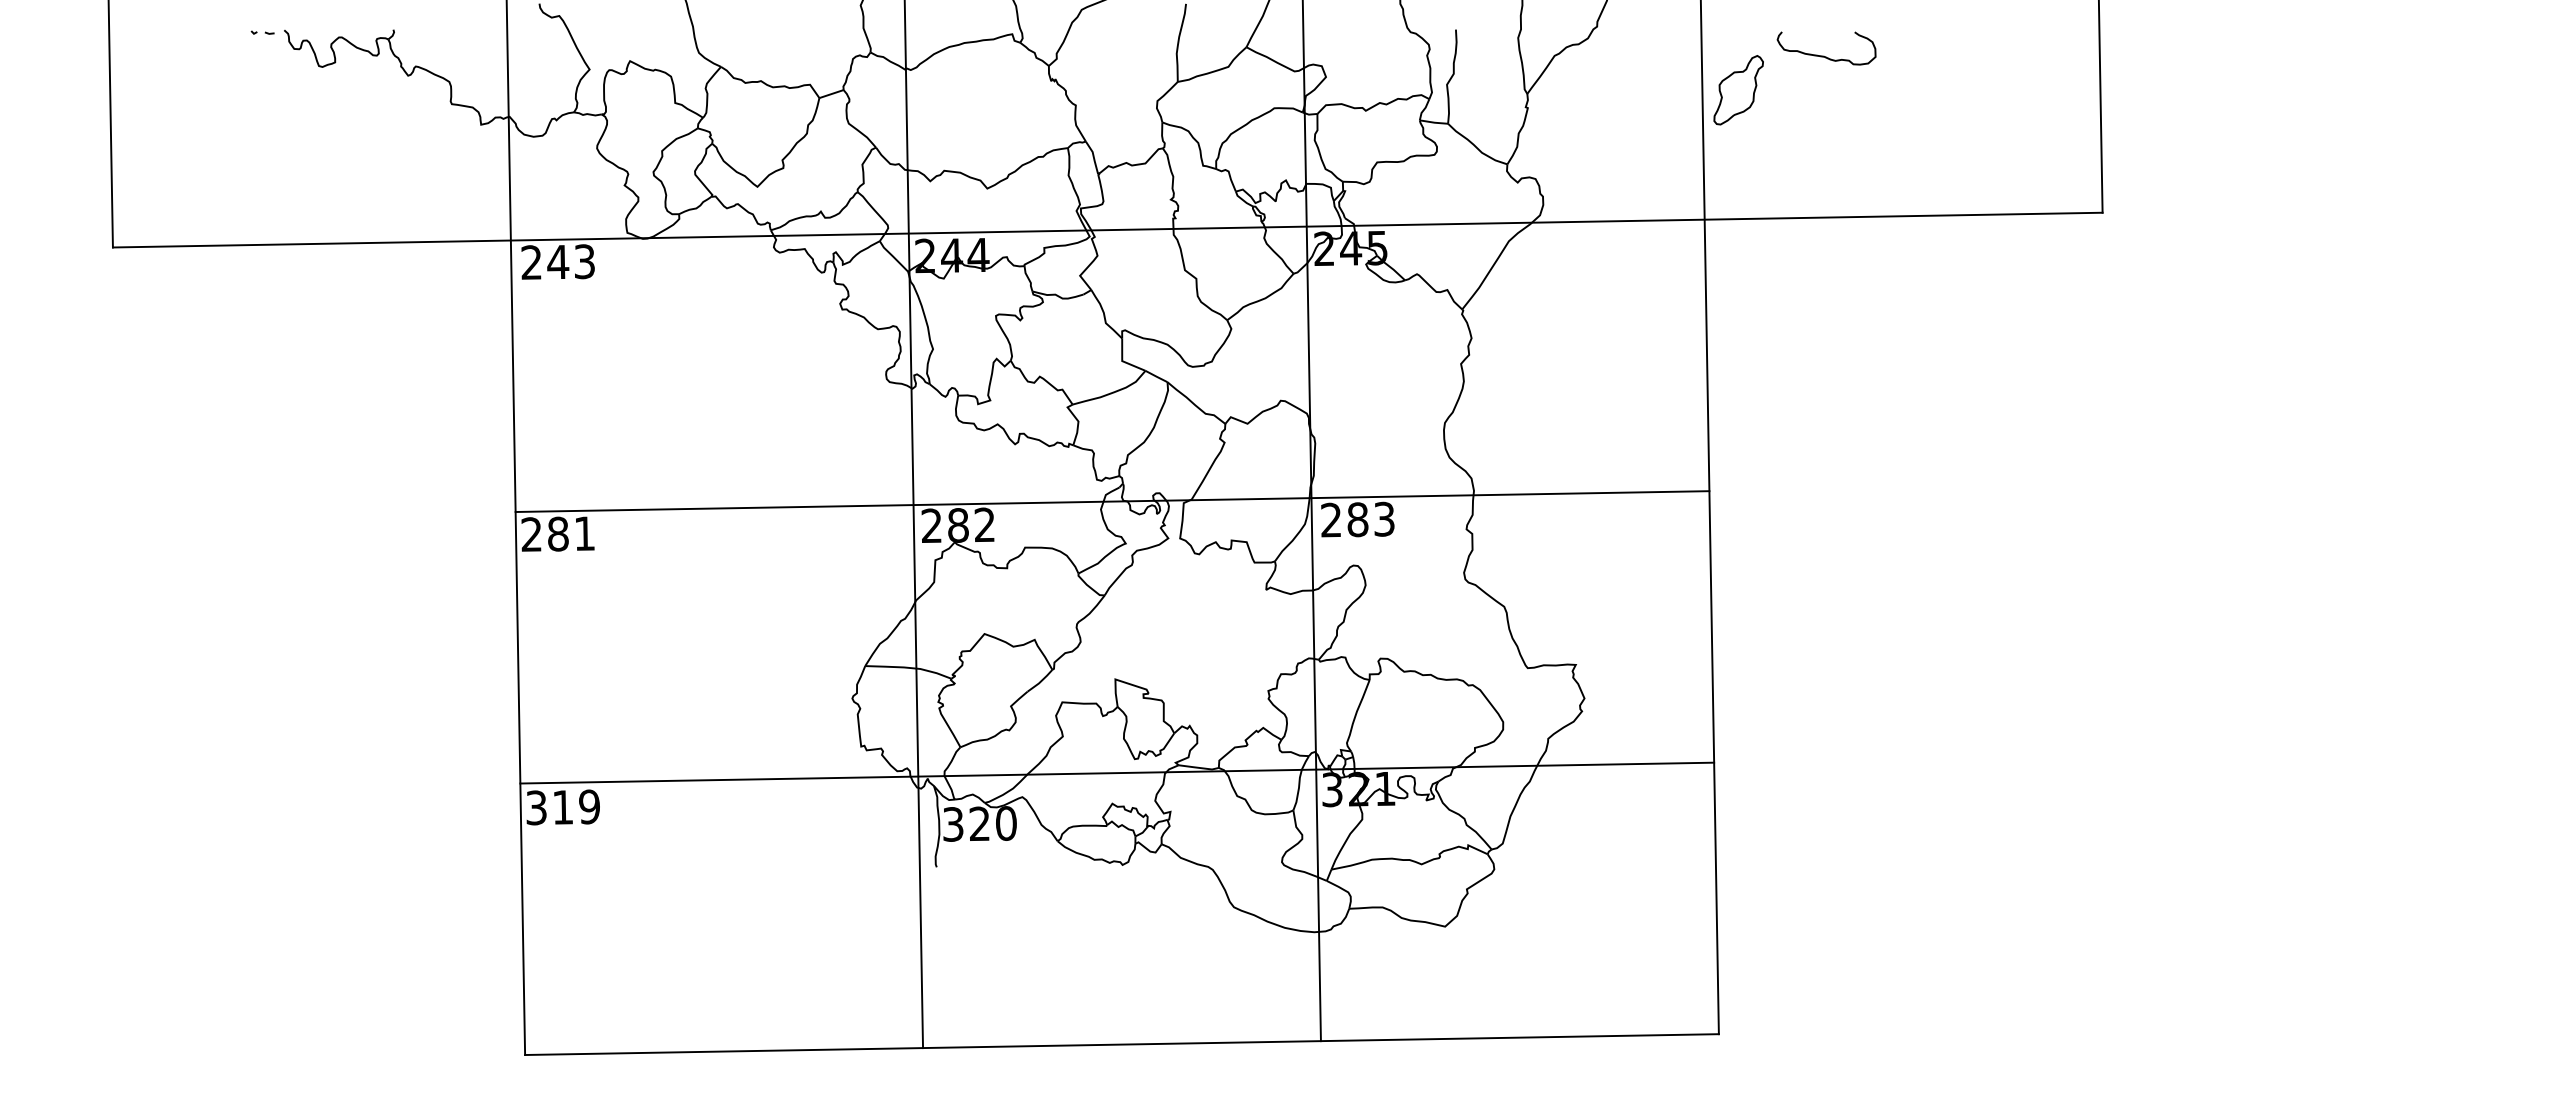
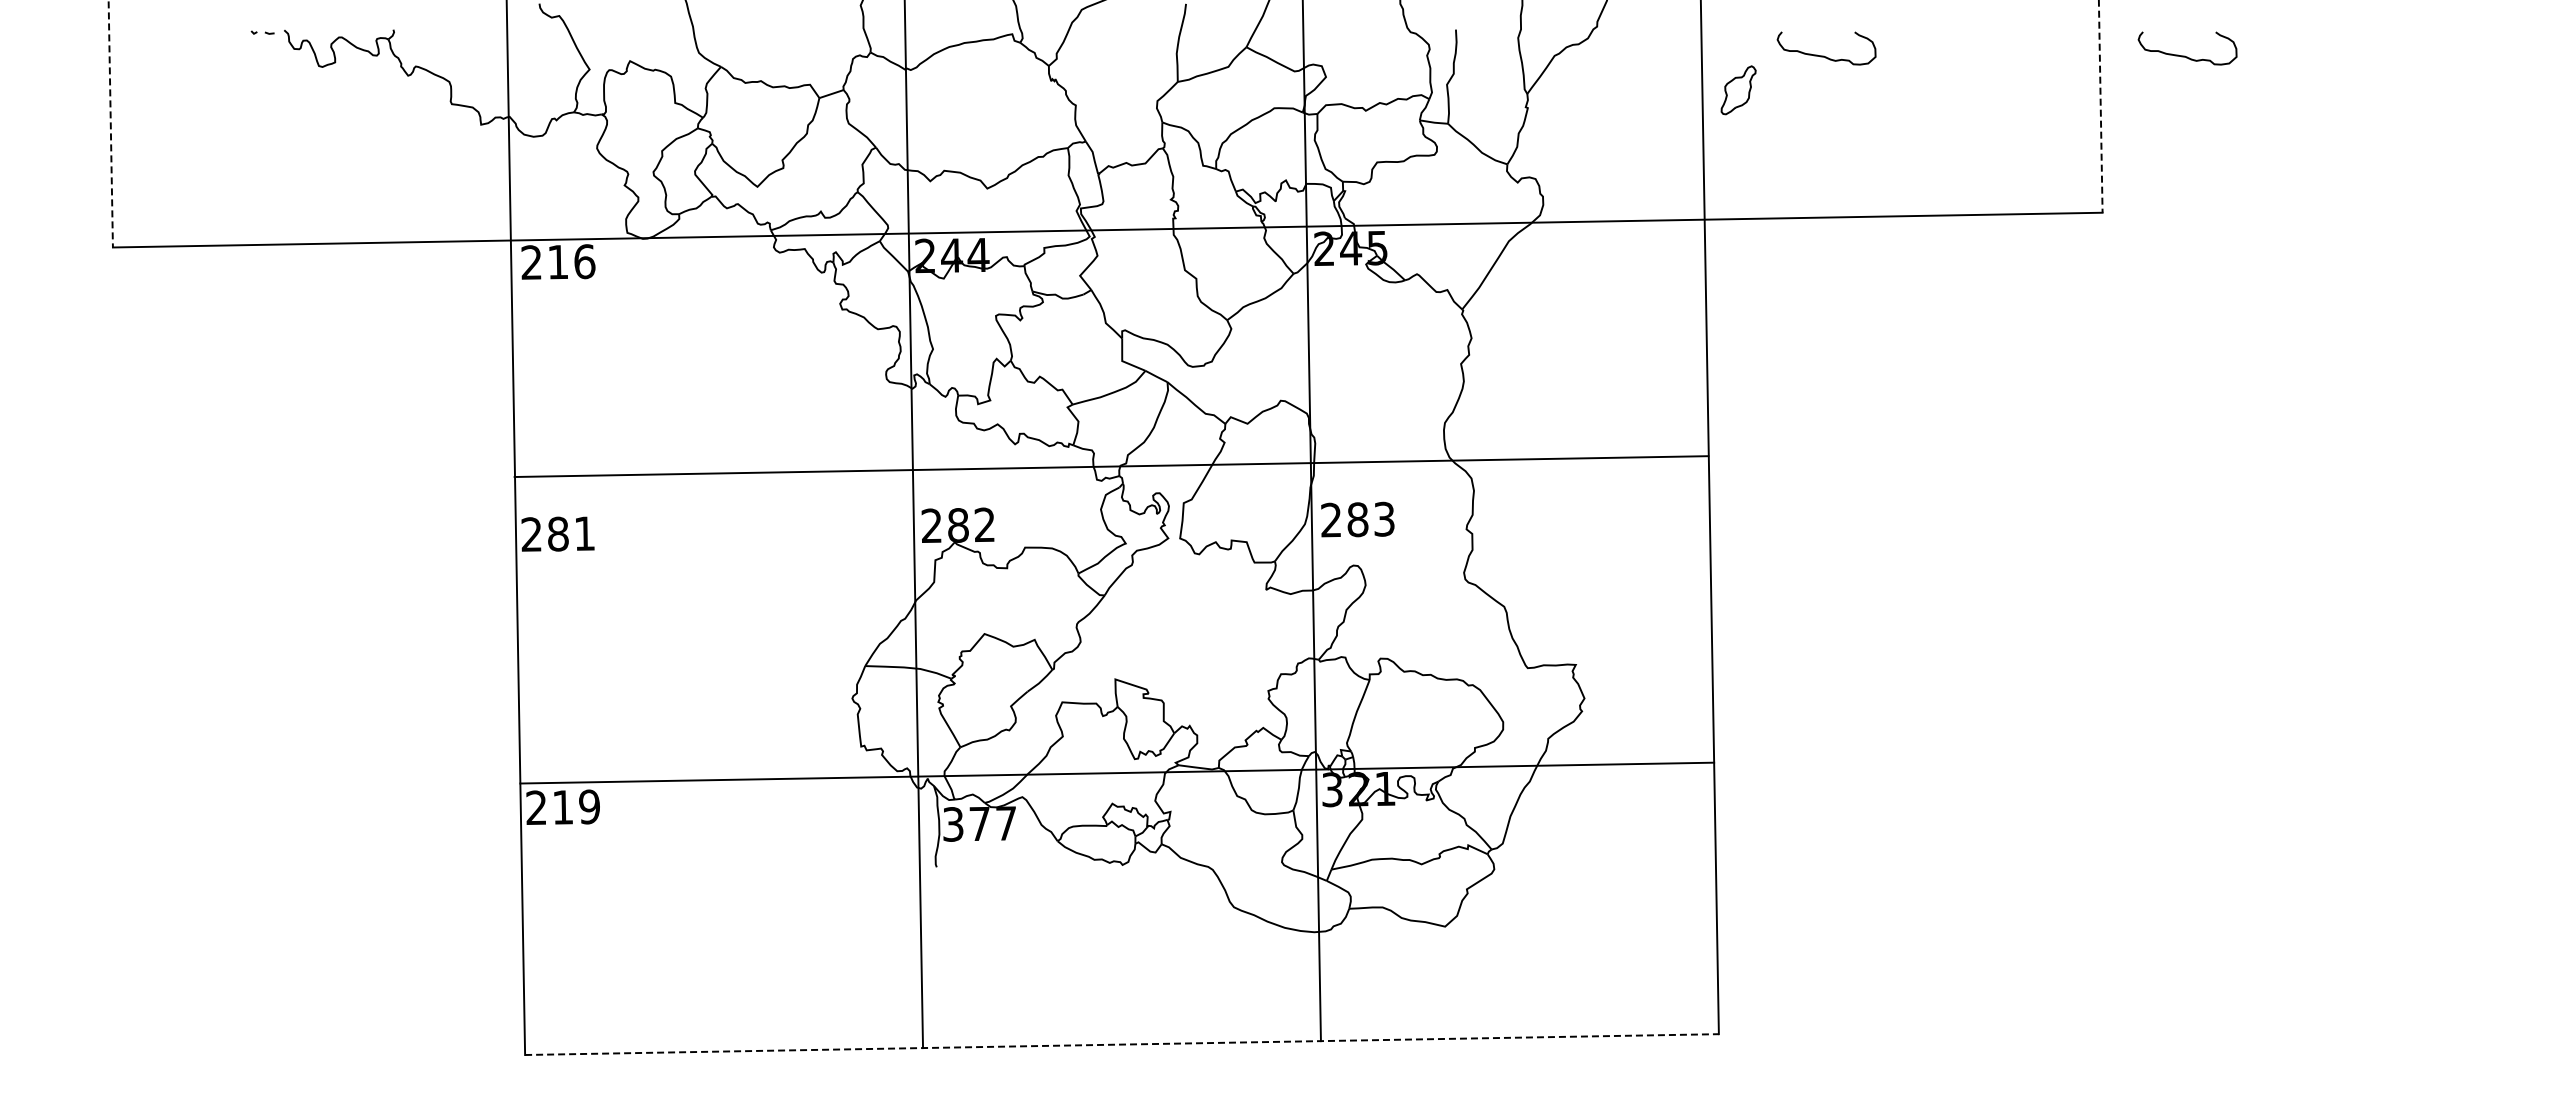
curve: none -> present (2184, 55)
part size: 51x71 px -> 37x51 px (1738, 90)
line: solid -> dashed (2100, 106)
line: solid -> dashed (110, 124)
text: 243 -> 216 (571, 261)
line position: (1112, 501) -> (1111, 466) (1111, 466)
text: 319 -> 219 (536, 807)
text: 320 -> 377 (992, 823)
line: solid -> dashed (1121, 1044)
